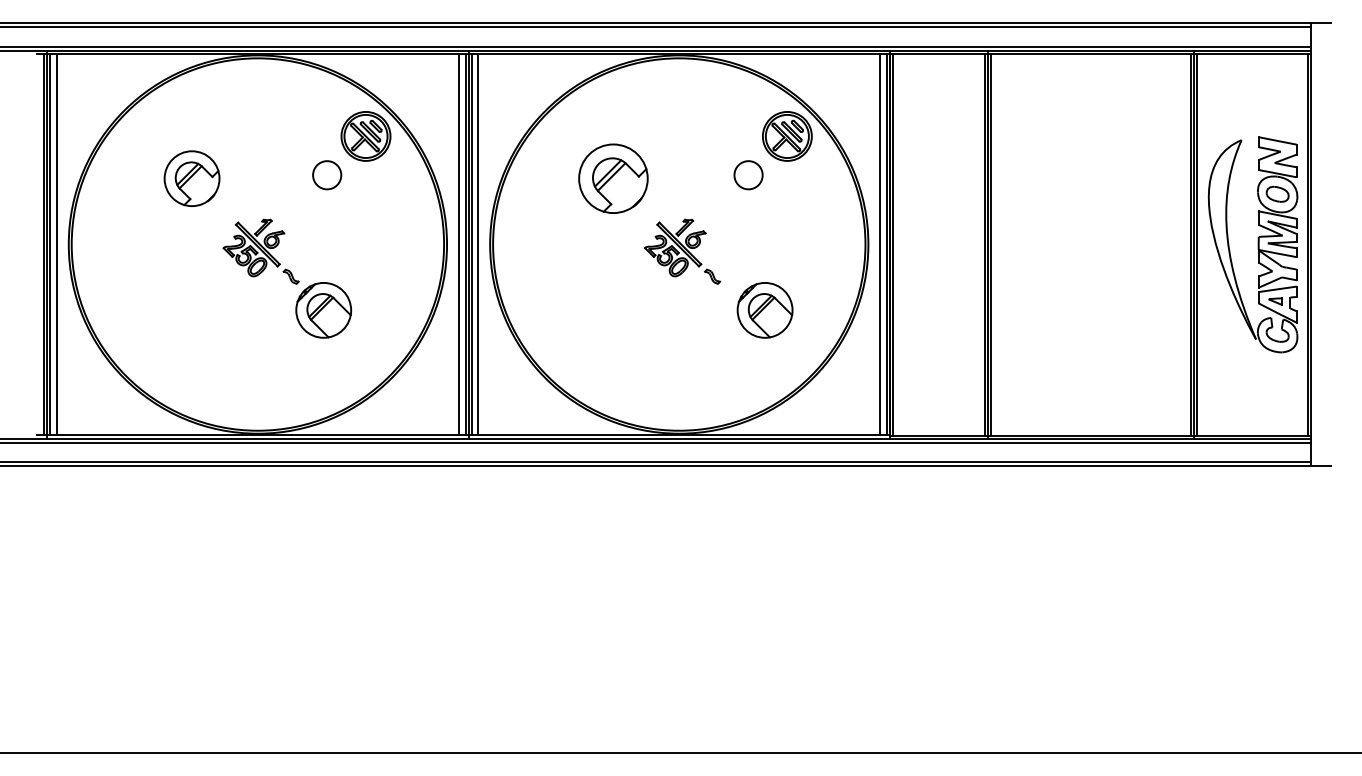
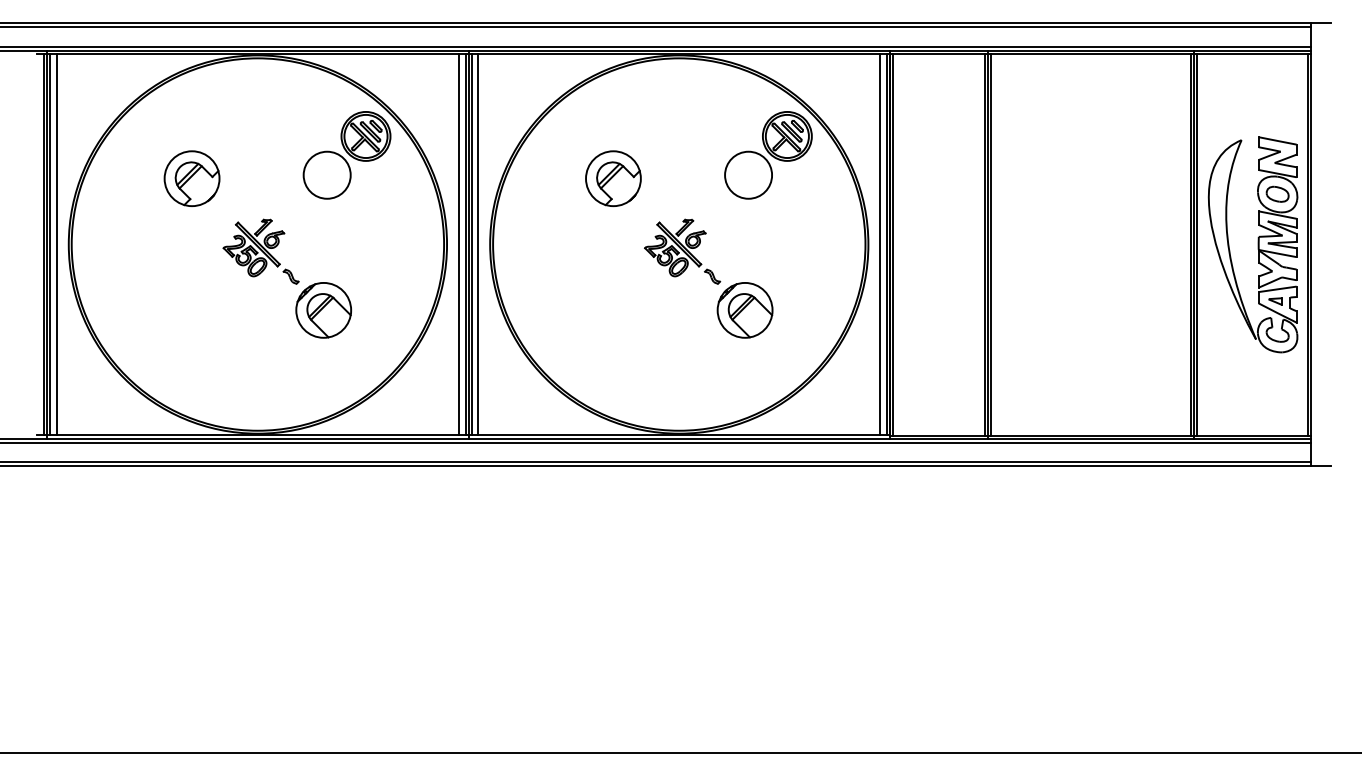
circle diameter: 28 px -> 47 px (326, 174)
circle diameter: 28 px -> 47 px (748, 174)
part size: 71x71 px -> 57x57 px (613, 178)
part position: (764, 310) -> (744, 310) (744, 310)
